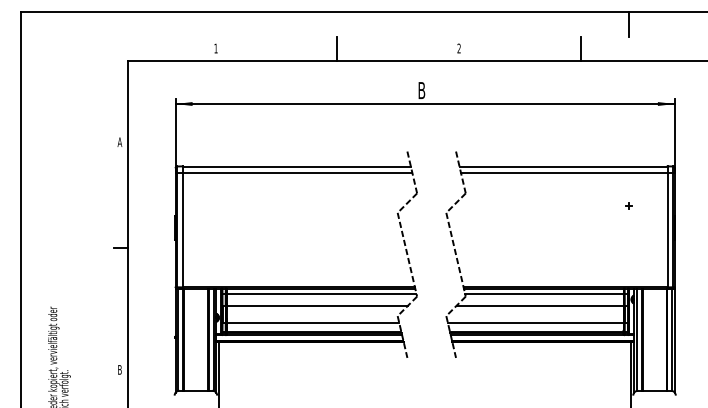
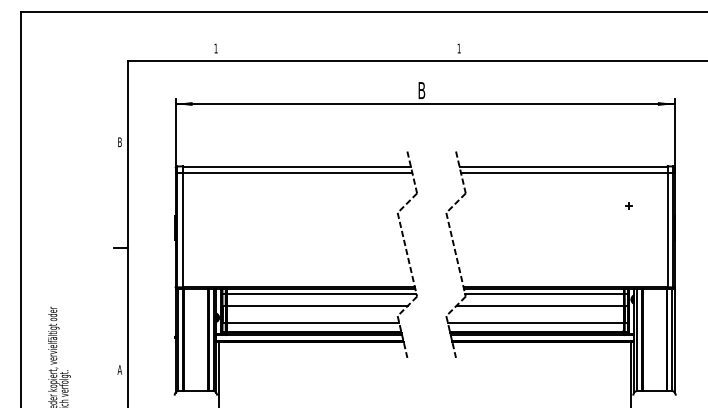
line: present -> none (629, 24)
line: present -> none (337, 48)
text: 2 -> 1 (458, 48)
line: present -> none (580, 48)
text: A -> B (119, 142)
text: B -> A (119, 369)
